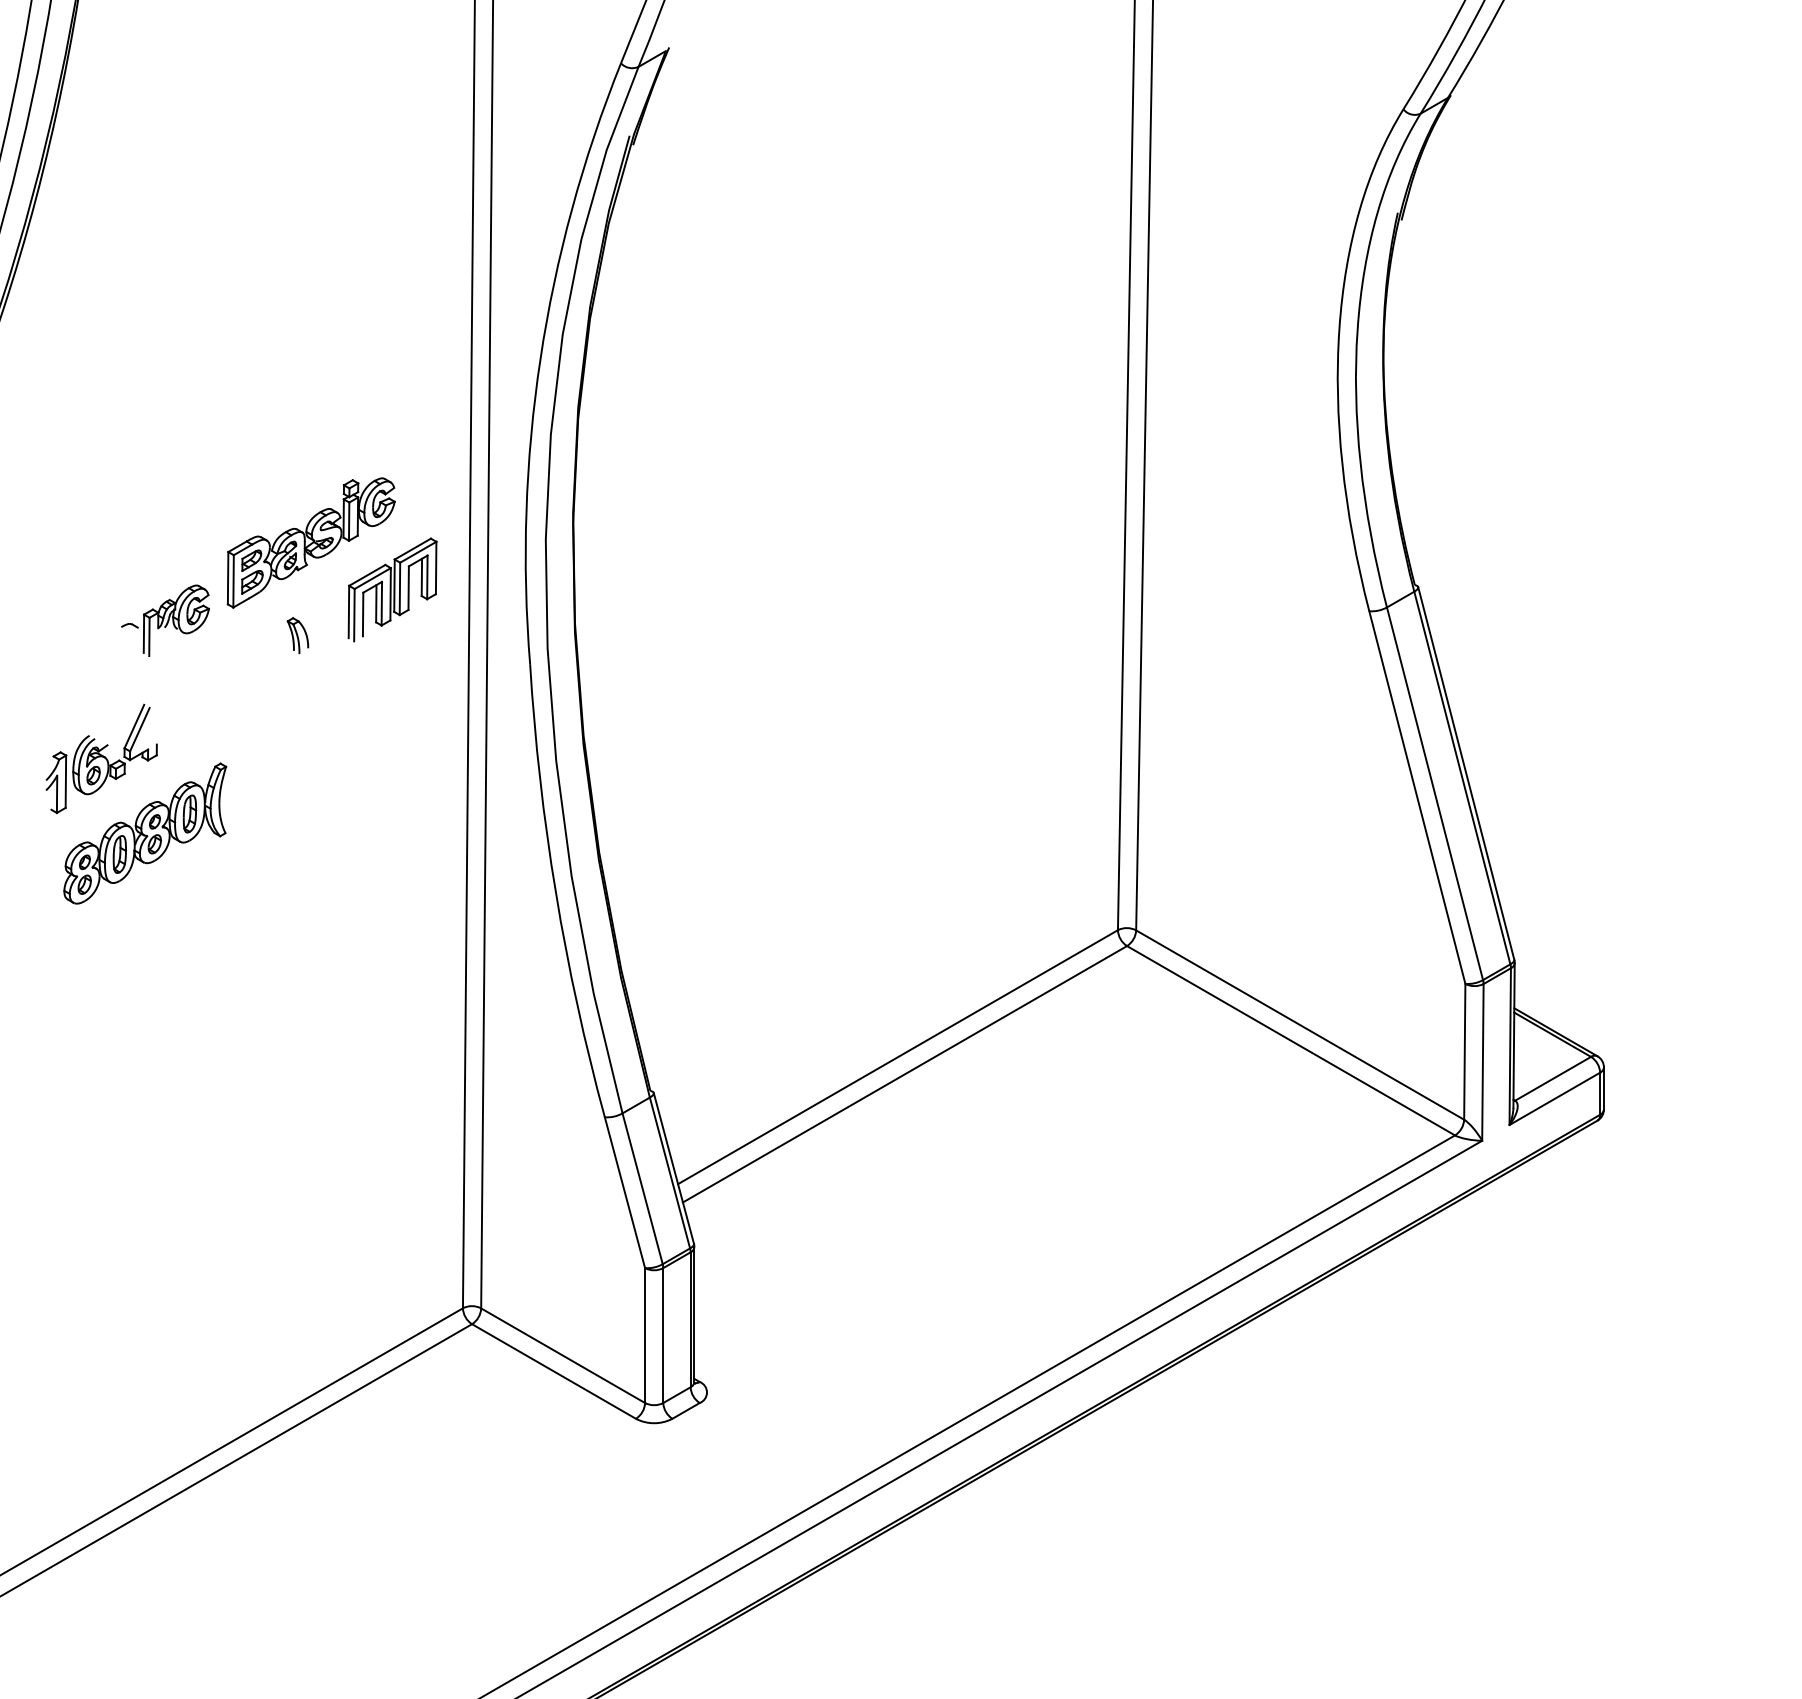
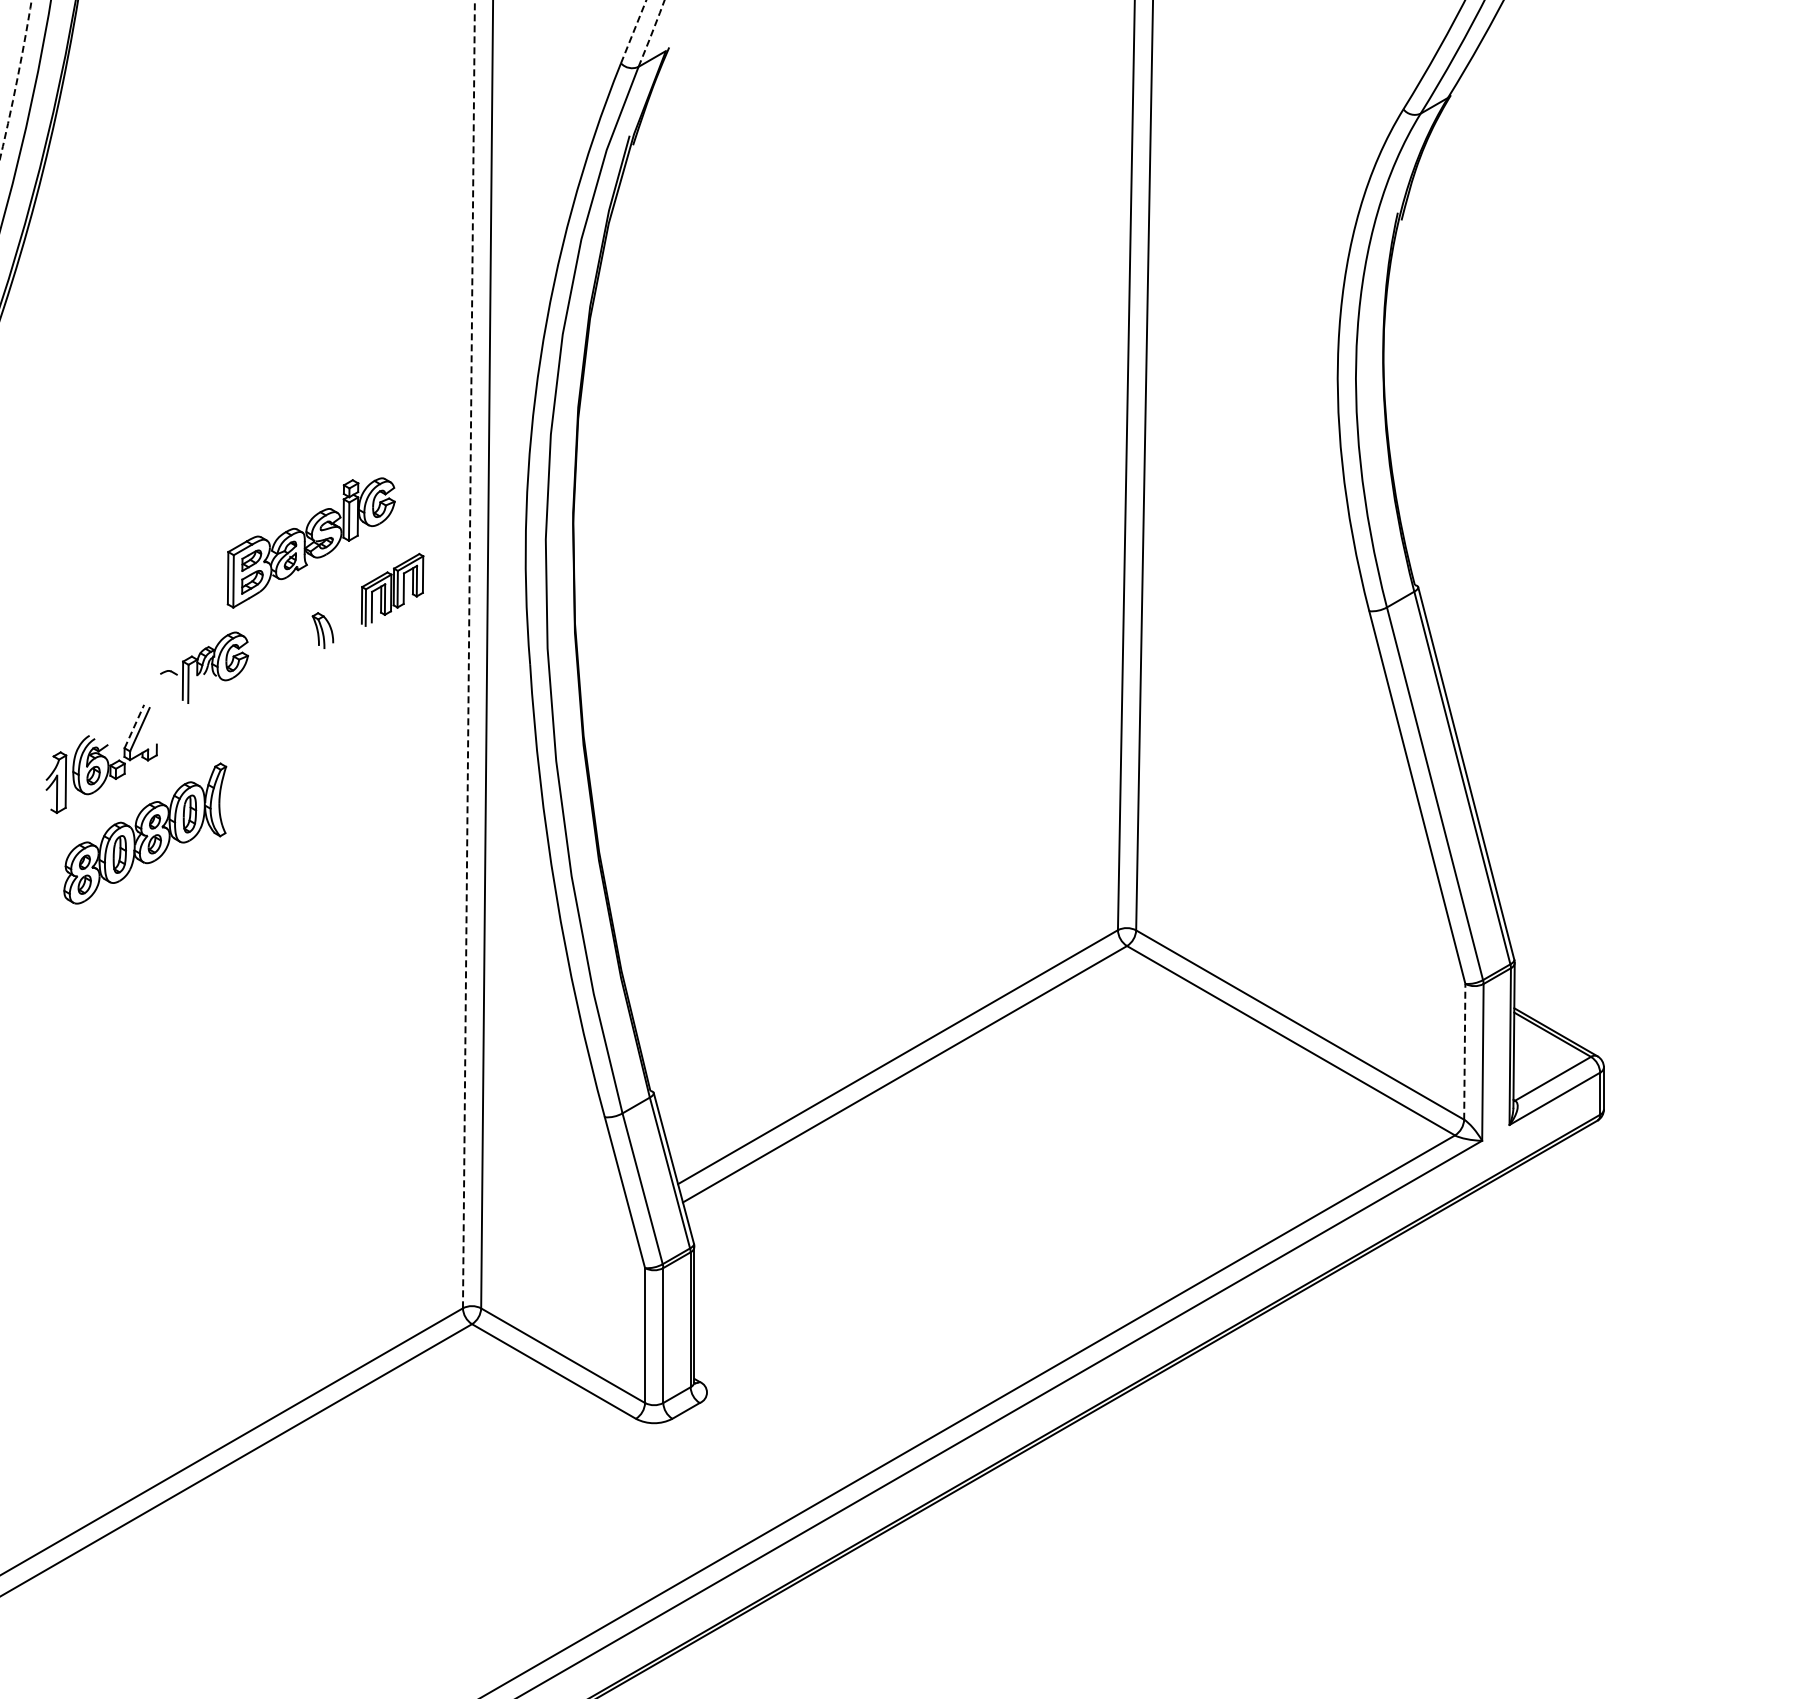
line: solid -> dashed (633, 31)
arc: solid -> dashed (651, 33)
arc: solid -> dashed (17, 79)
part size: 91x106 px -> 64x75 px (392, 589)
part position: (165, 620) -> (204, 667) (204, 667)
part position: (297, 635) -> (322, 630) (322, 630)
line: solid -> dashed (468, 654)
line: solid -> dashed (134, 726)
line: solid -> dashed (1464, 1051)
